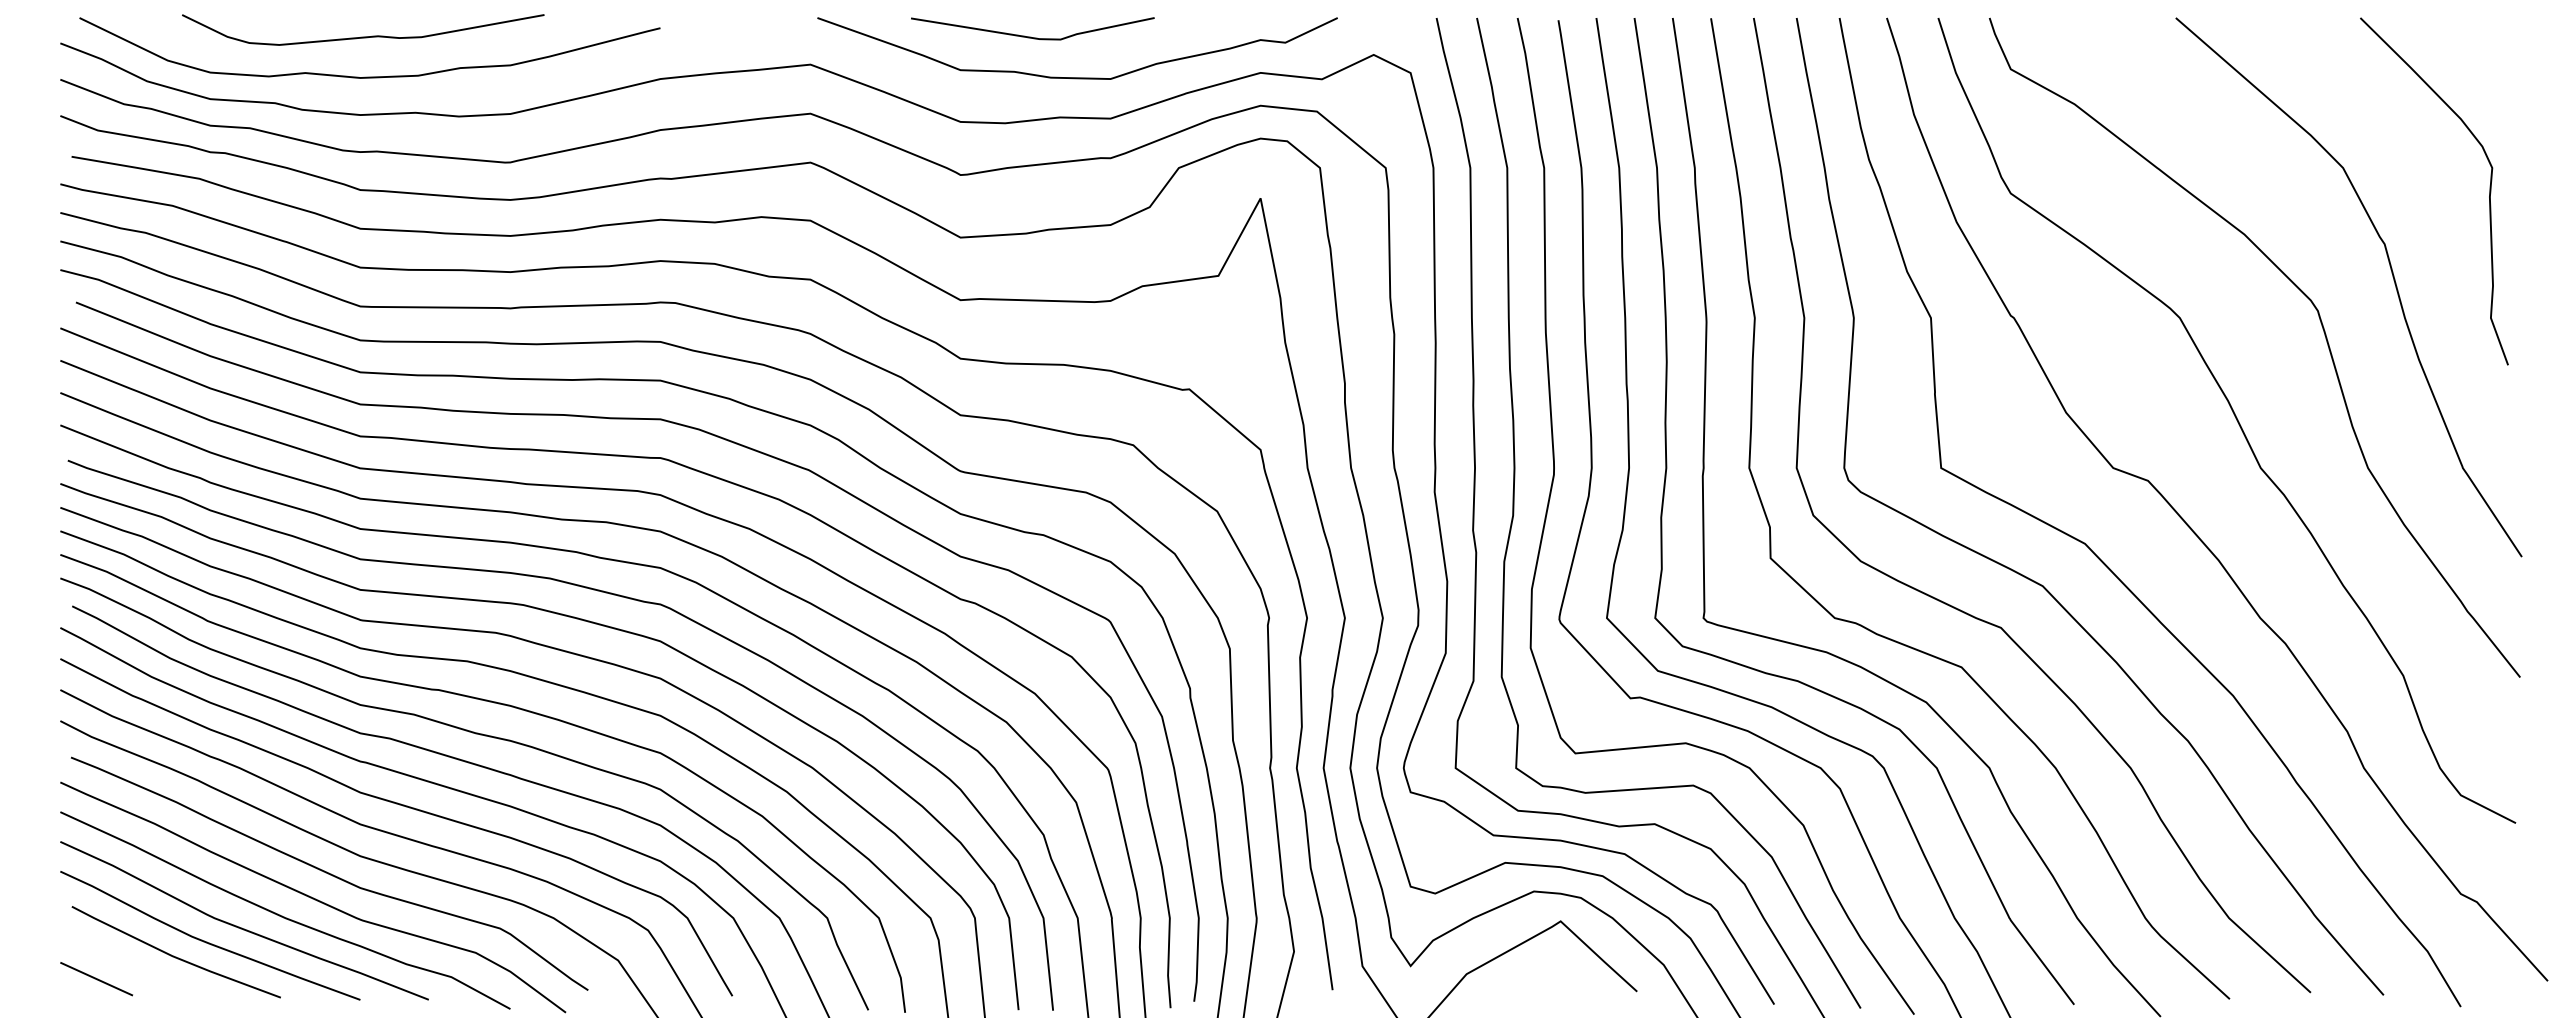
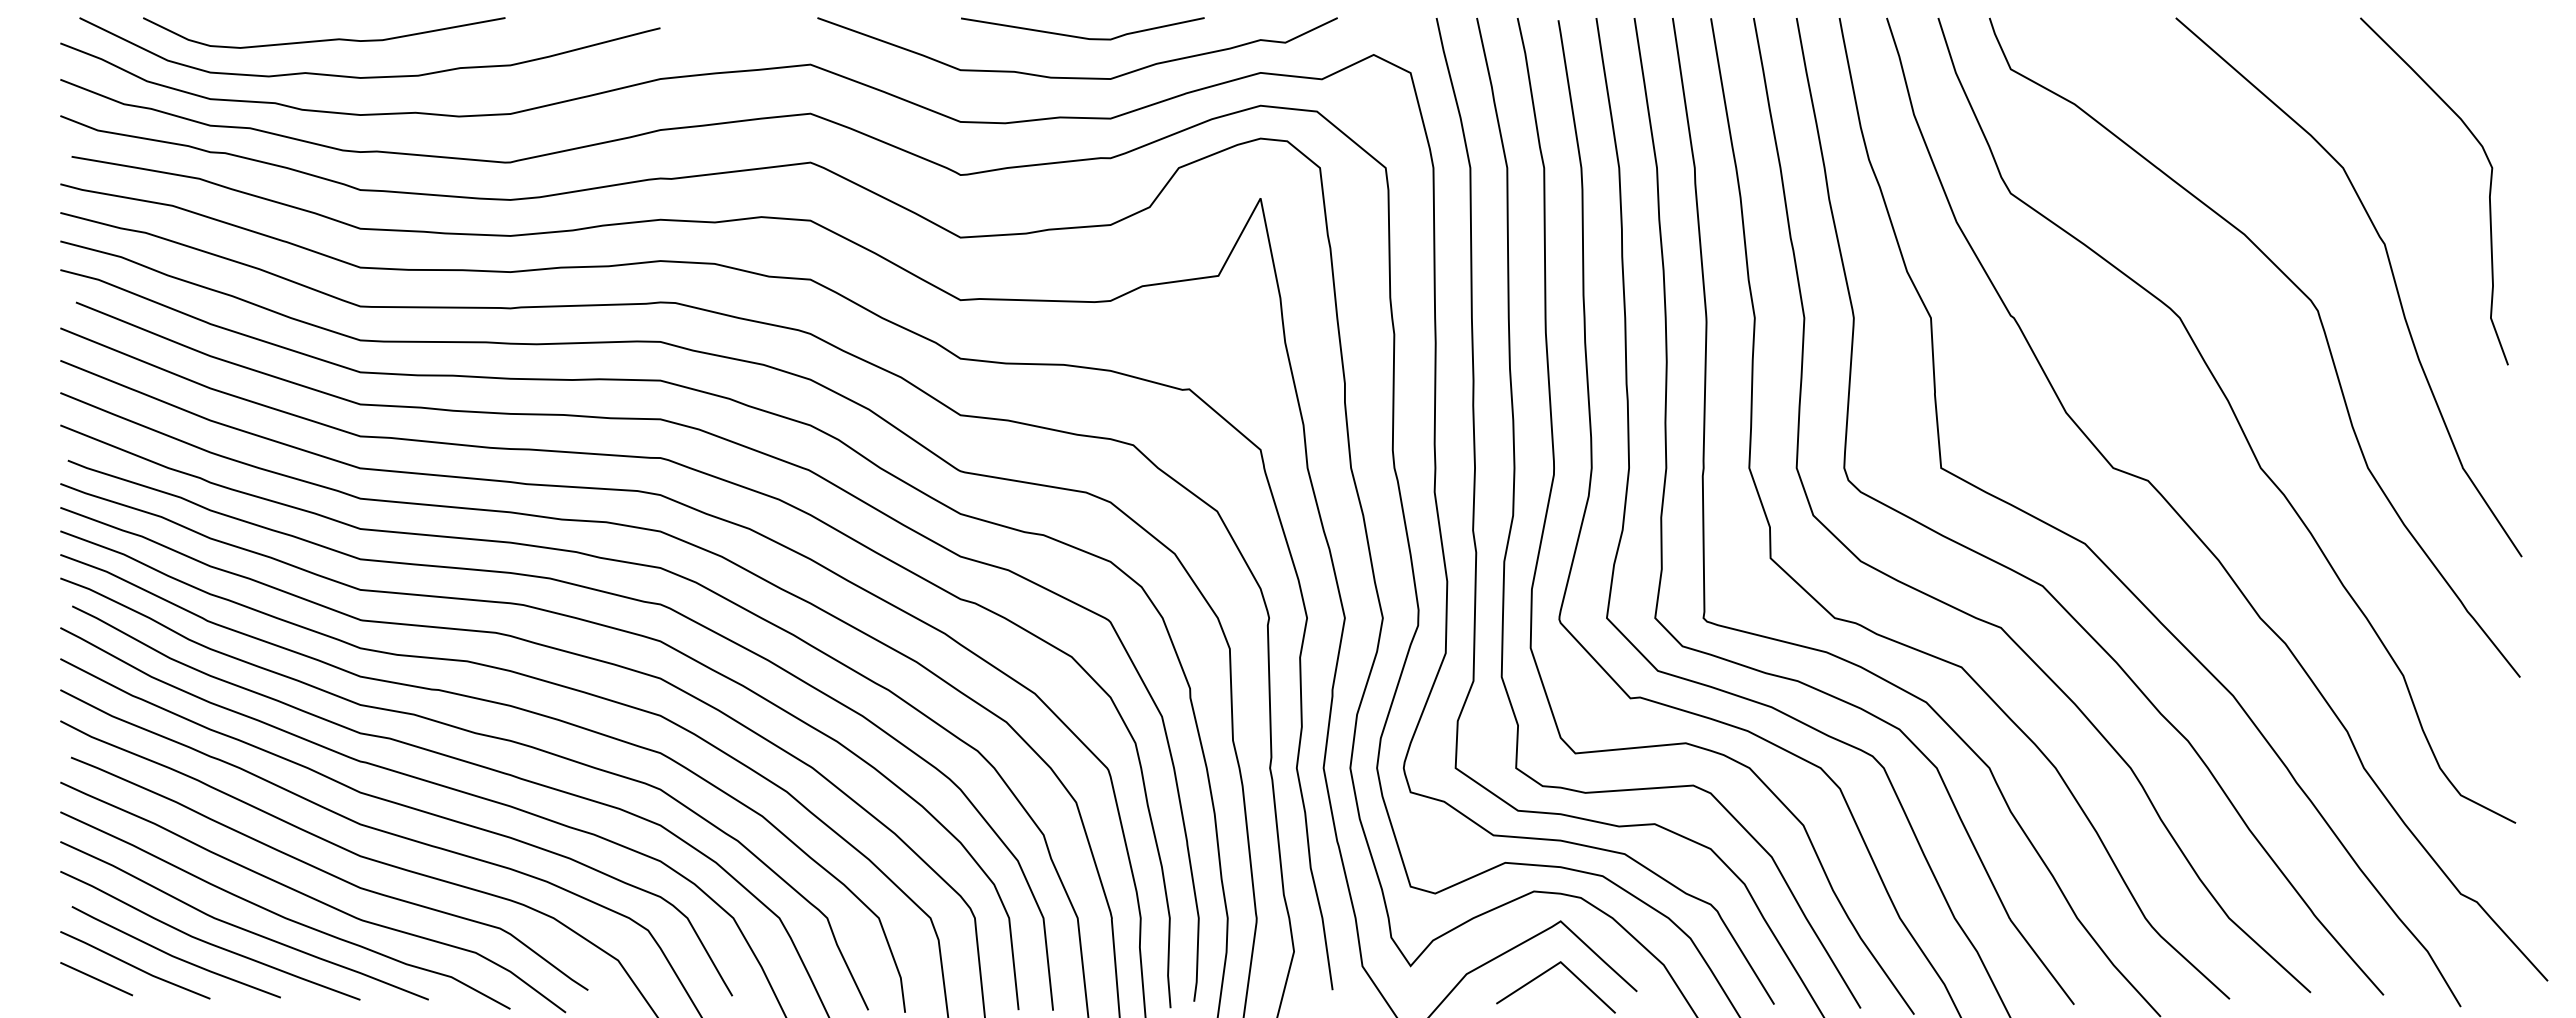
curve position: (363, 36) -> (324, 39) (324, 39)
line position: (1031, 36) -> (1081, 36) (1081, 36)
line: none -> present (134, 965)
line: none -> present (1545, 973)
